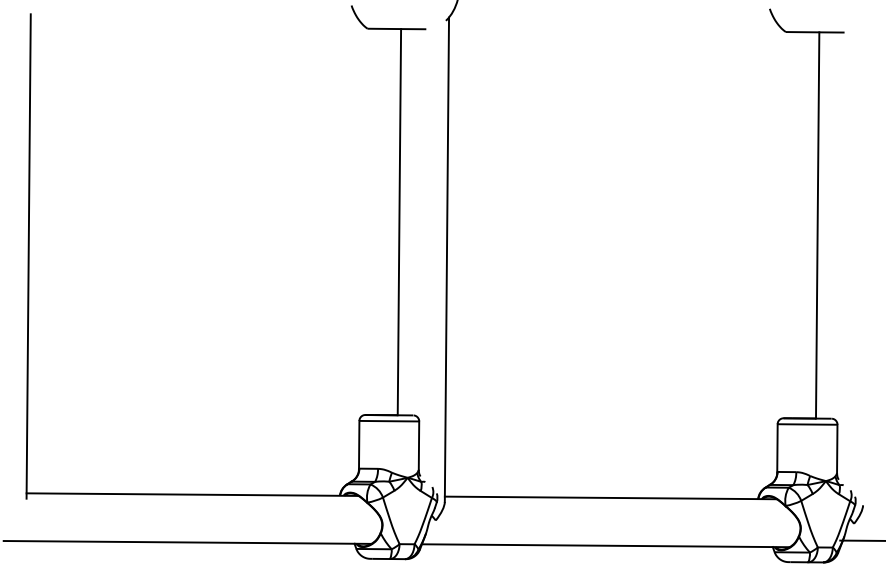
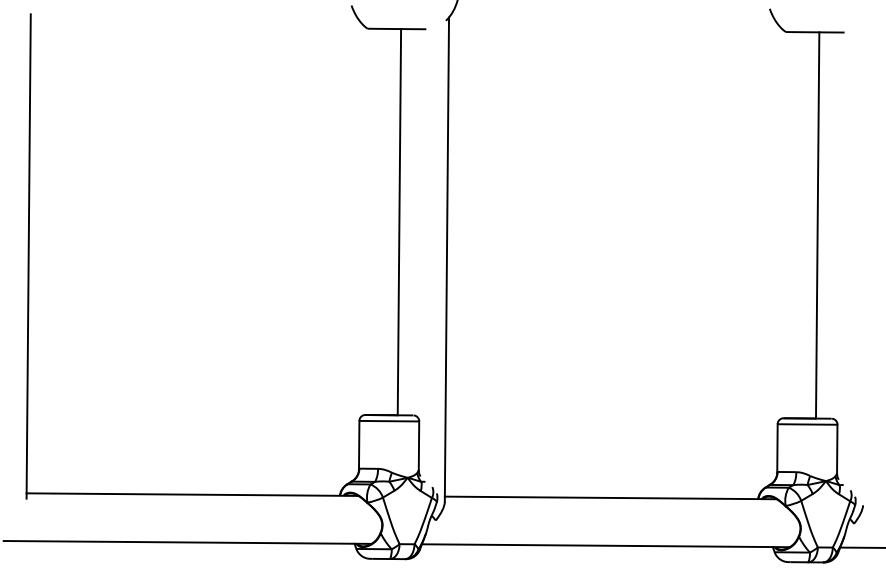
line position: (861, 540) -> (861, 547) (861, 547)
